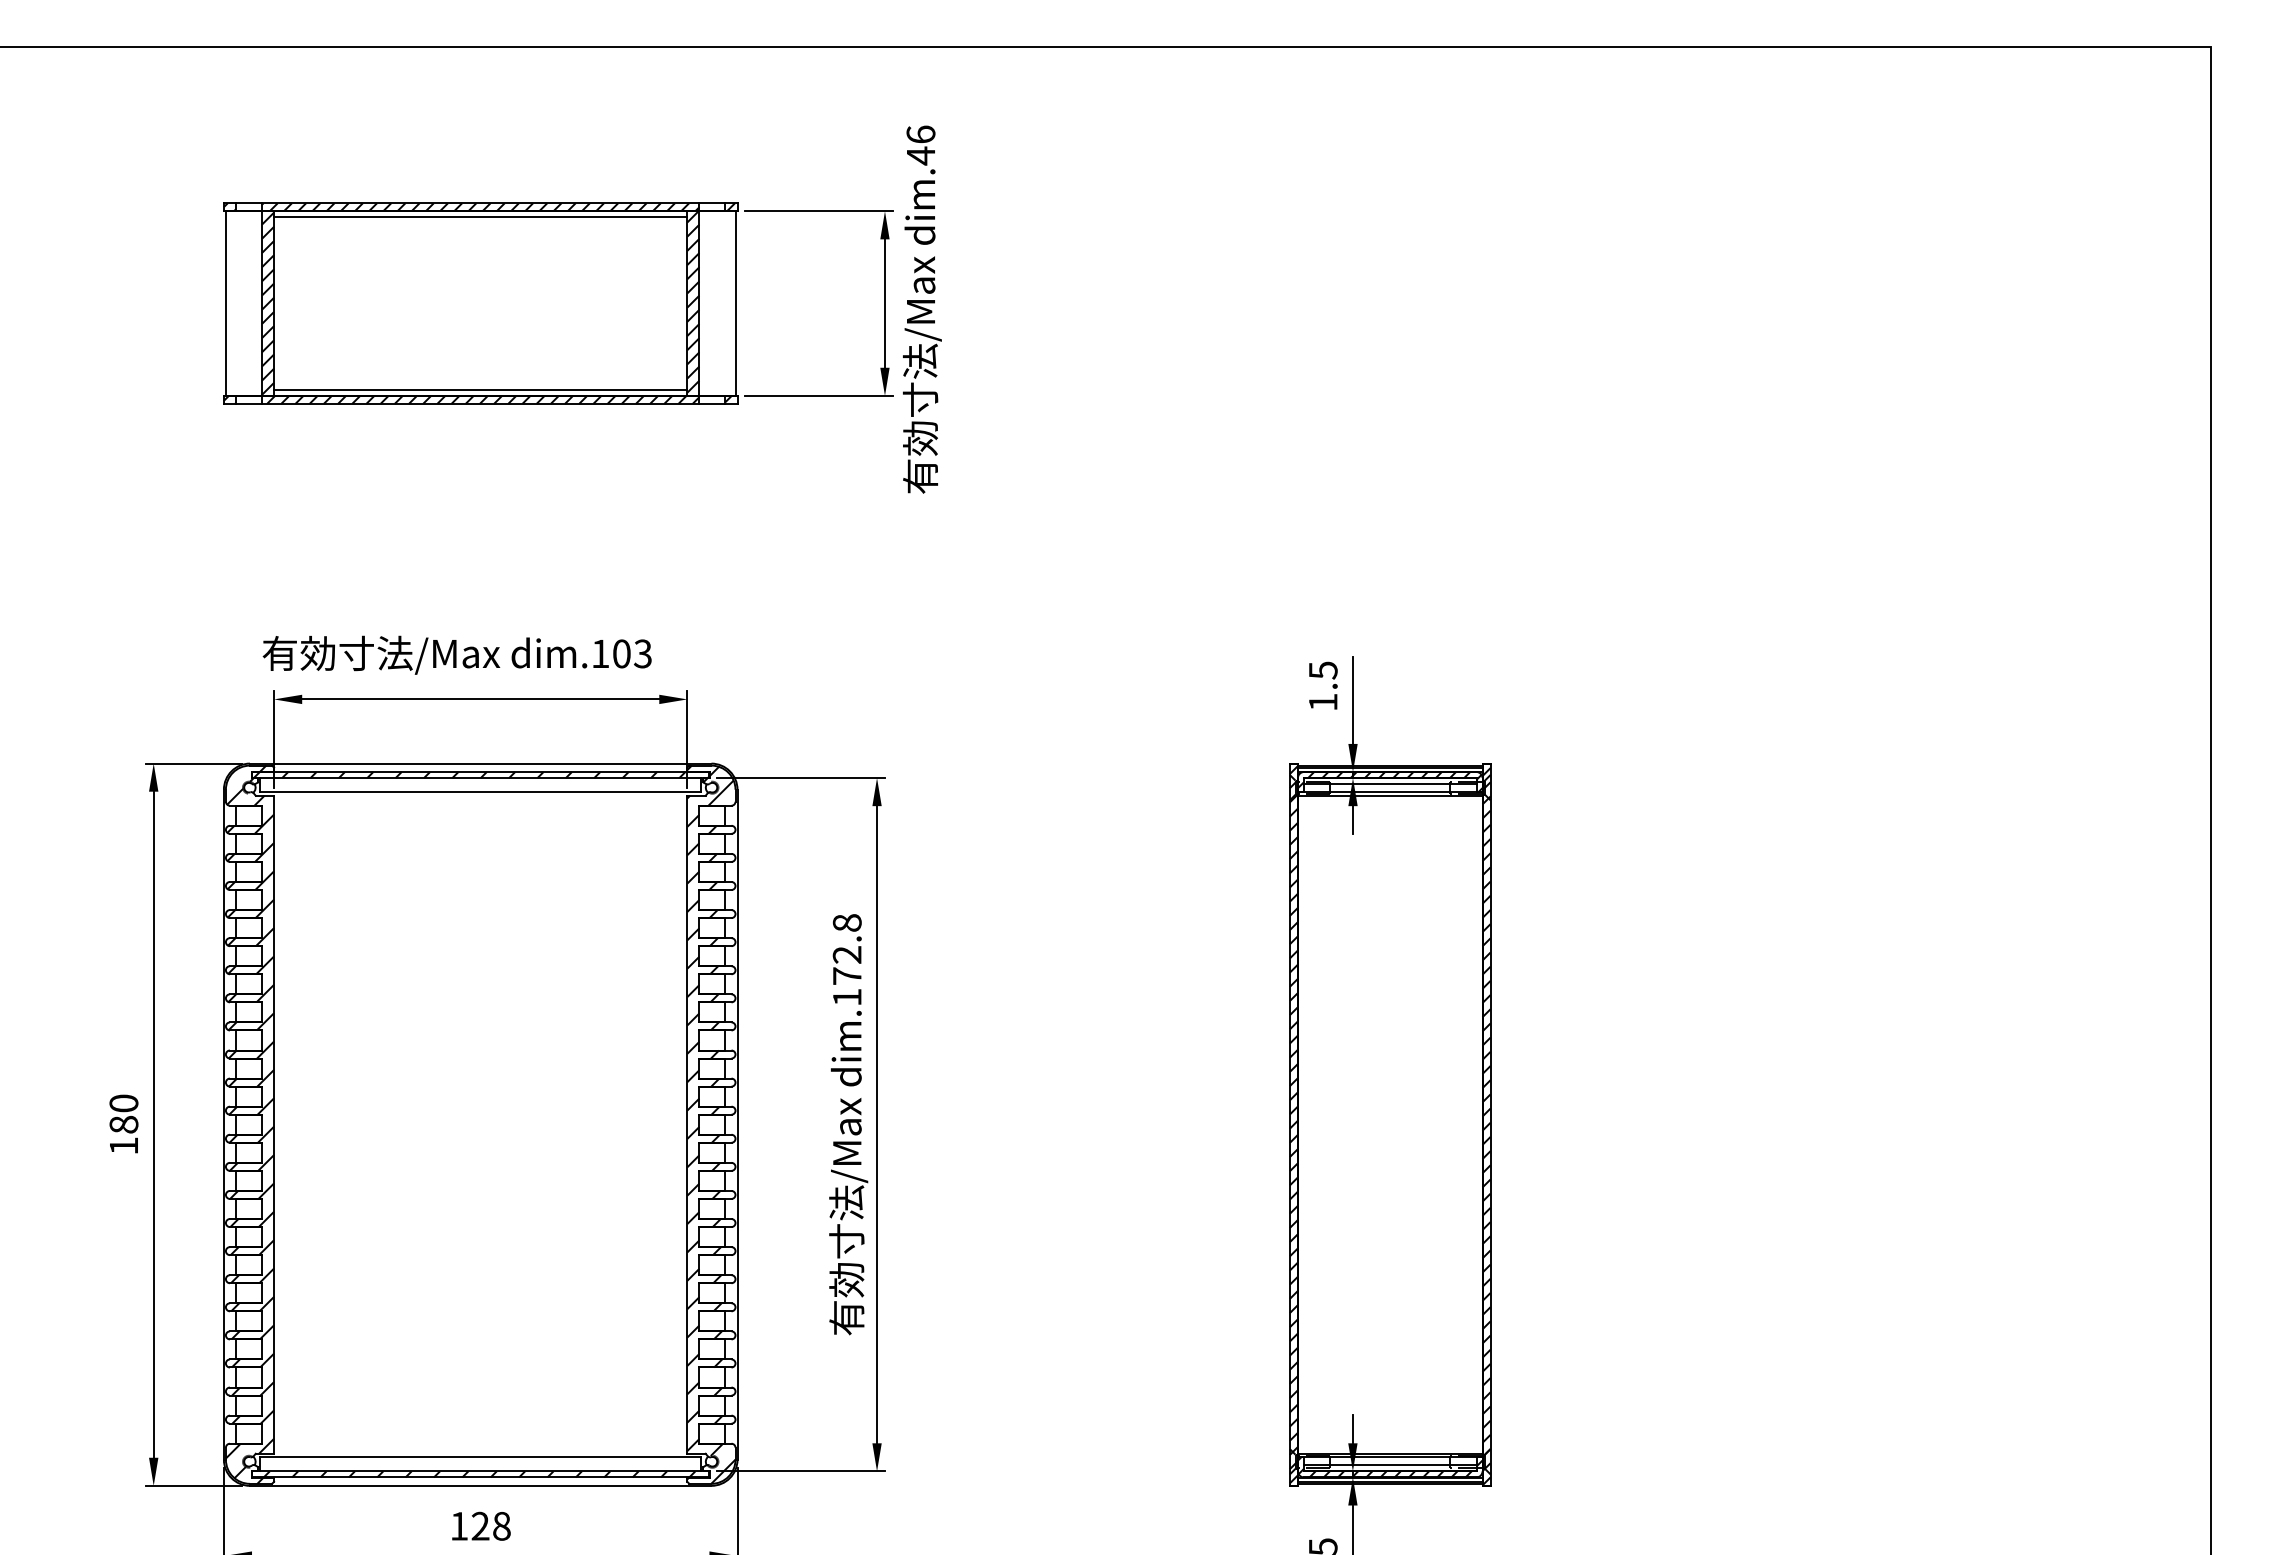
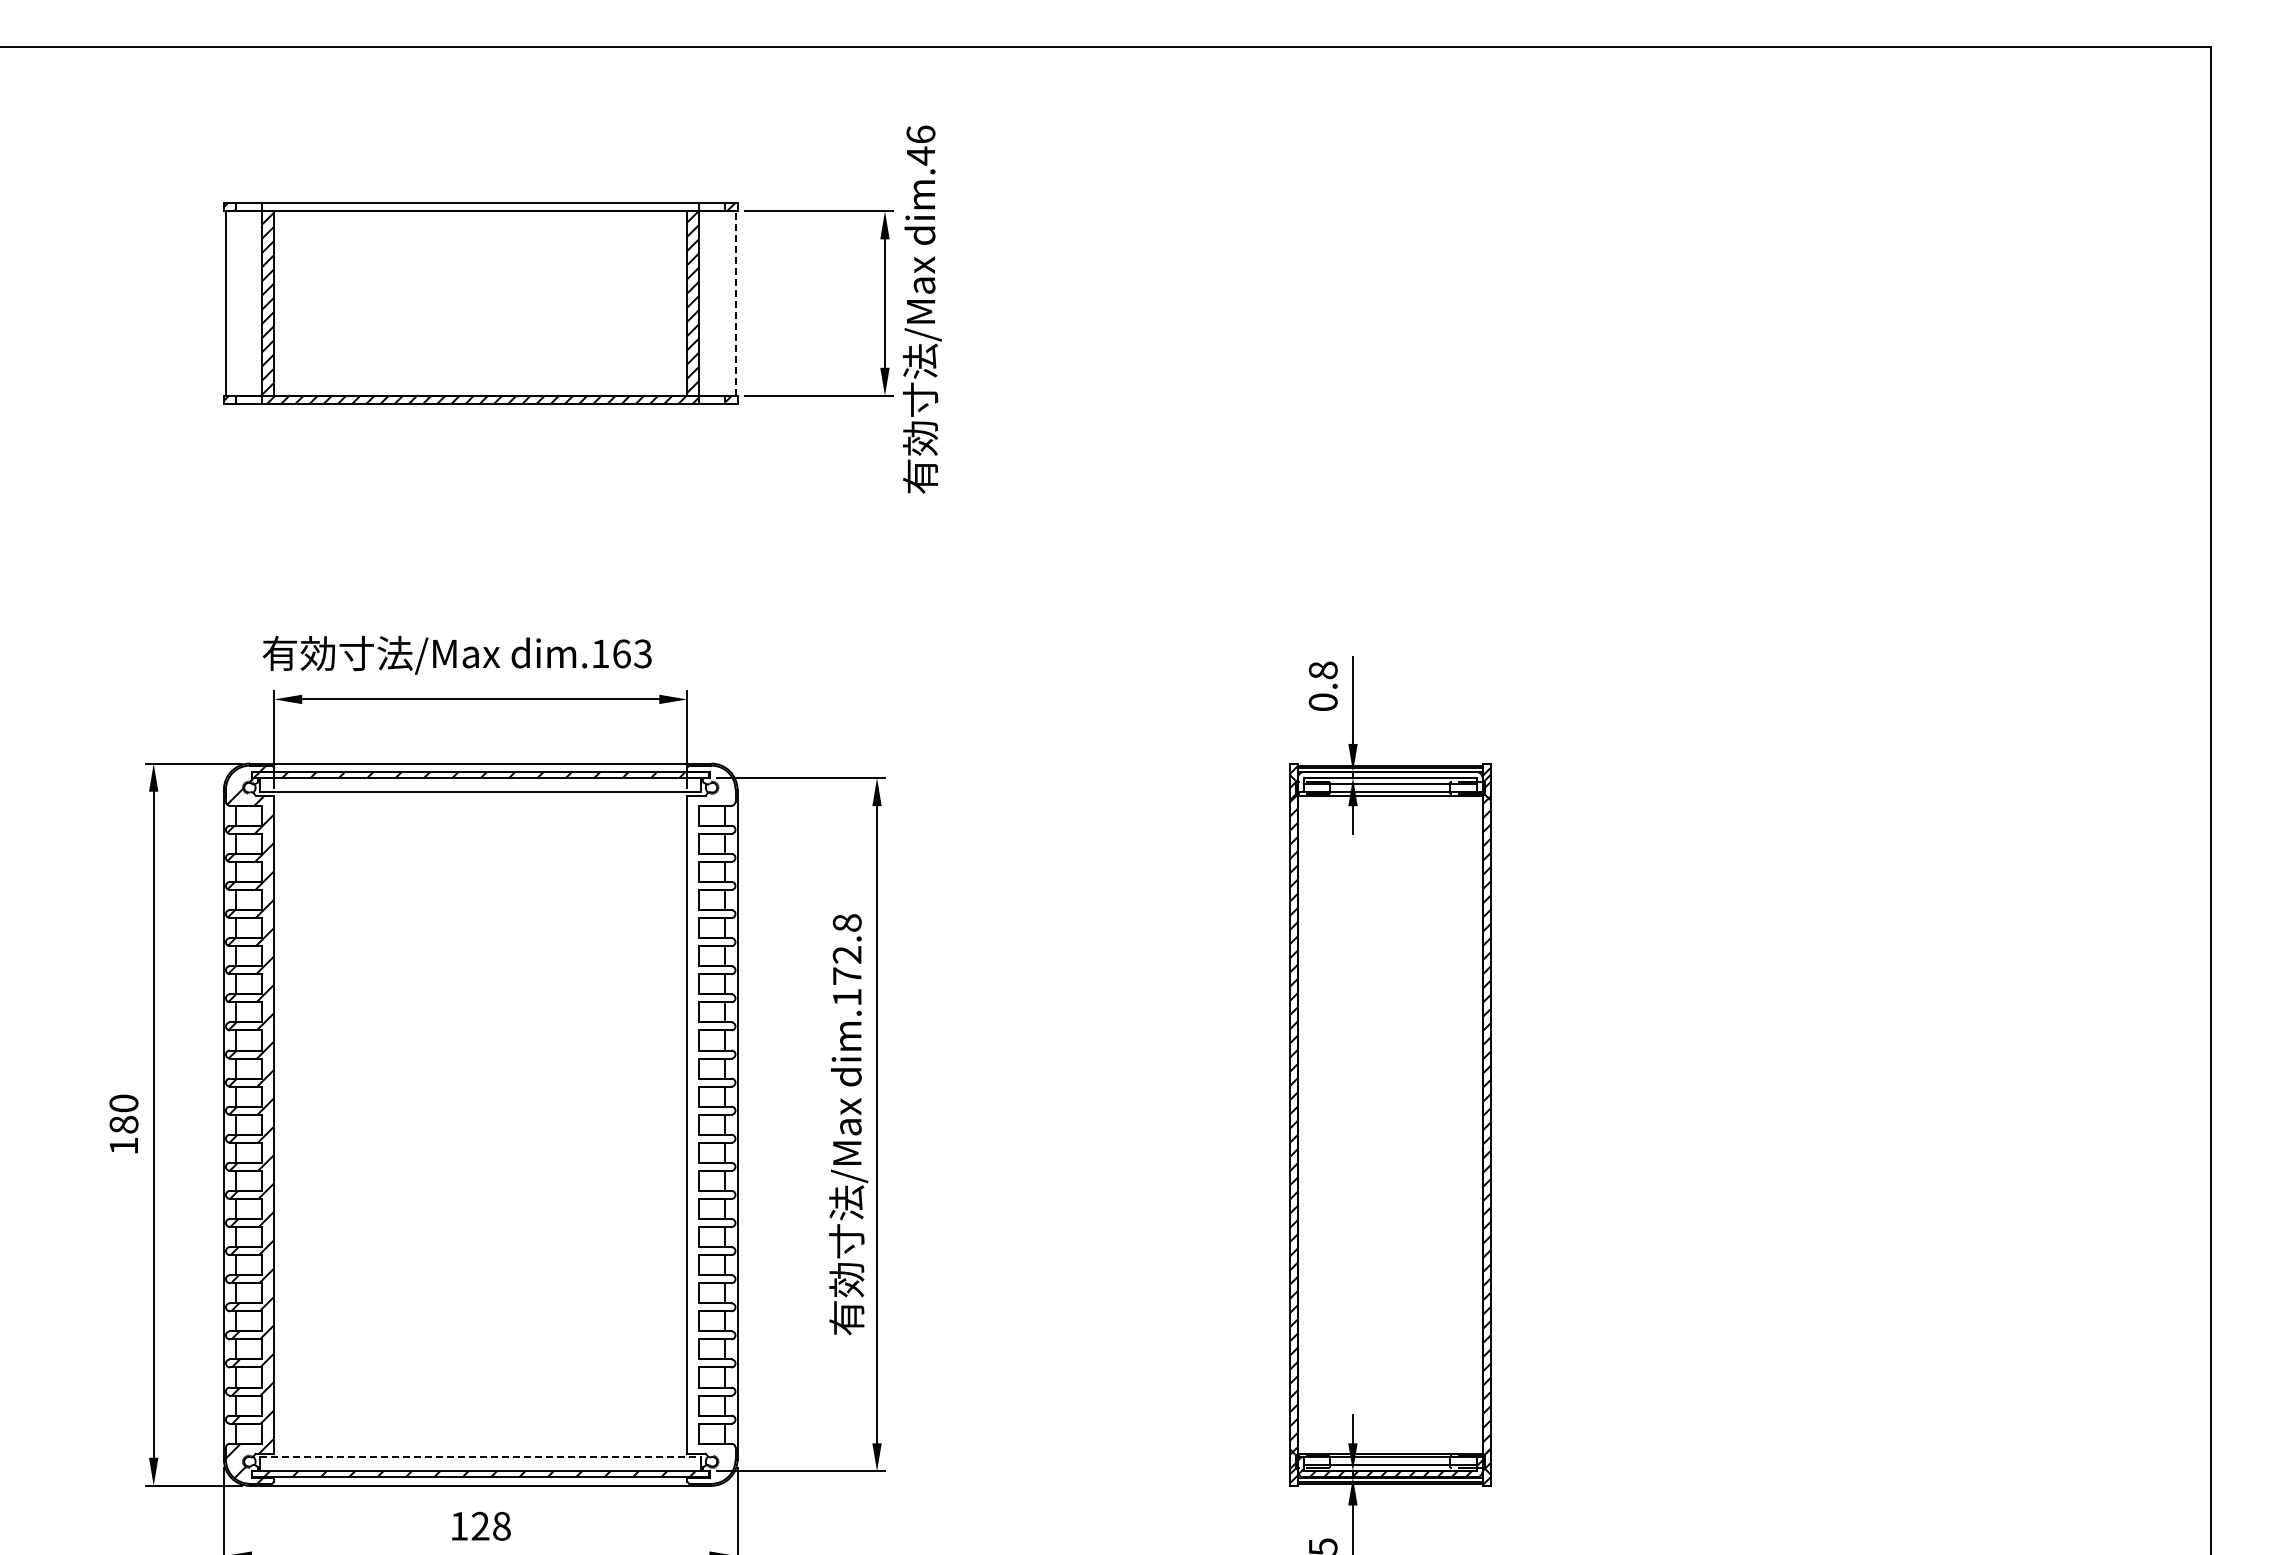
hatch: present -> none (480, 207)
line: present -> none (480, 217)
line: solid -> dashed (735, 303)
line: present -> none (480, 389)
text: dim.103 -> dim.163 (621, 653)
text: 1.5 -> 0.8 (1322, 685)
hatch: present -> none (1389, 782)
hatch: present -> none (711, 1124)
line: solid -> dashed (481, 1457)
